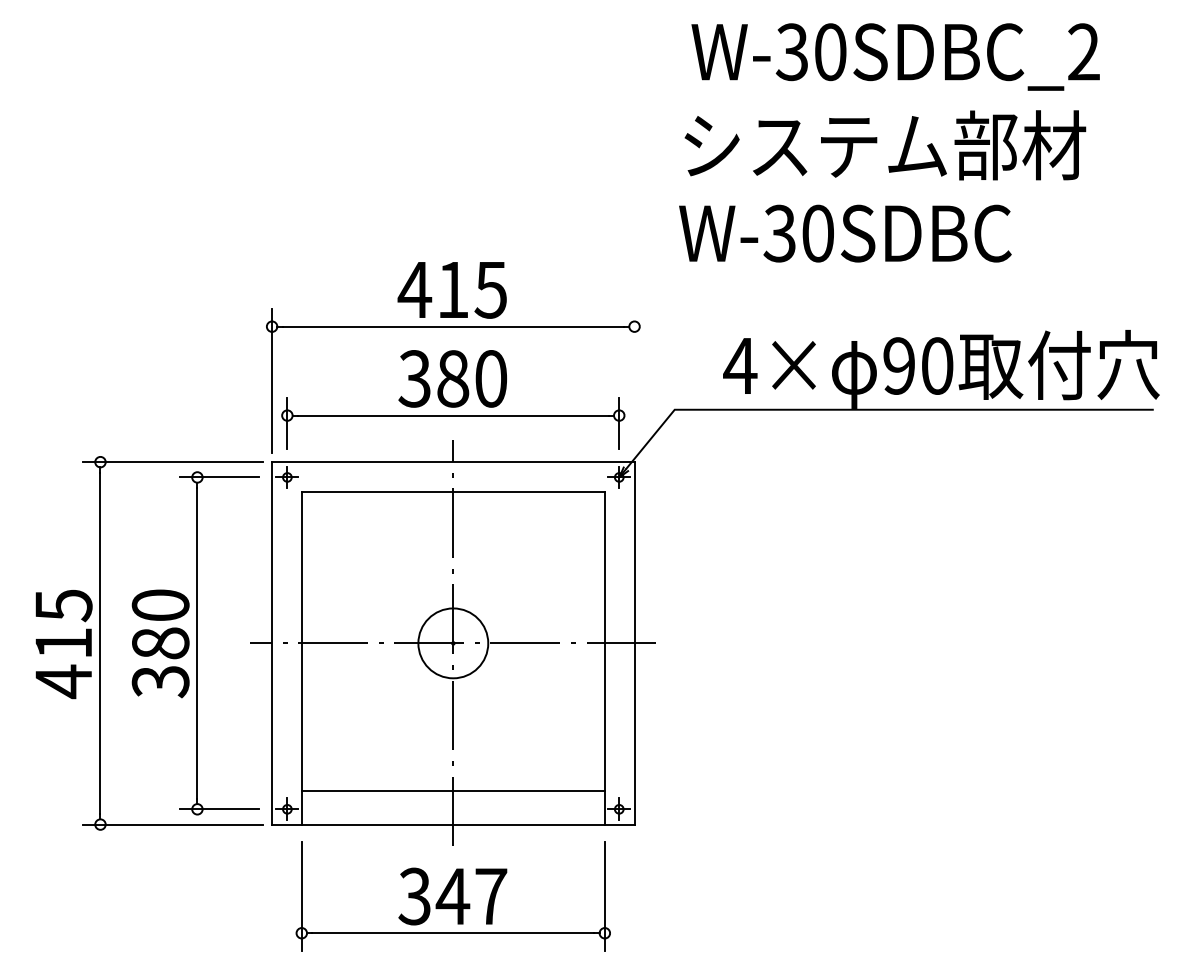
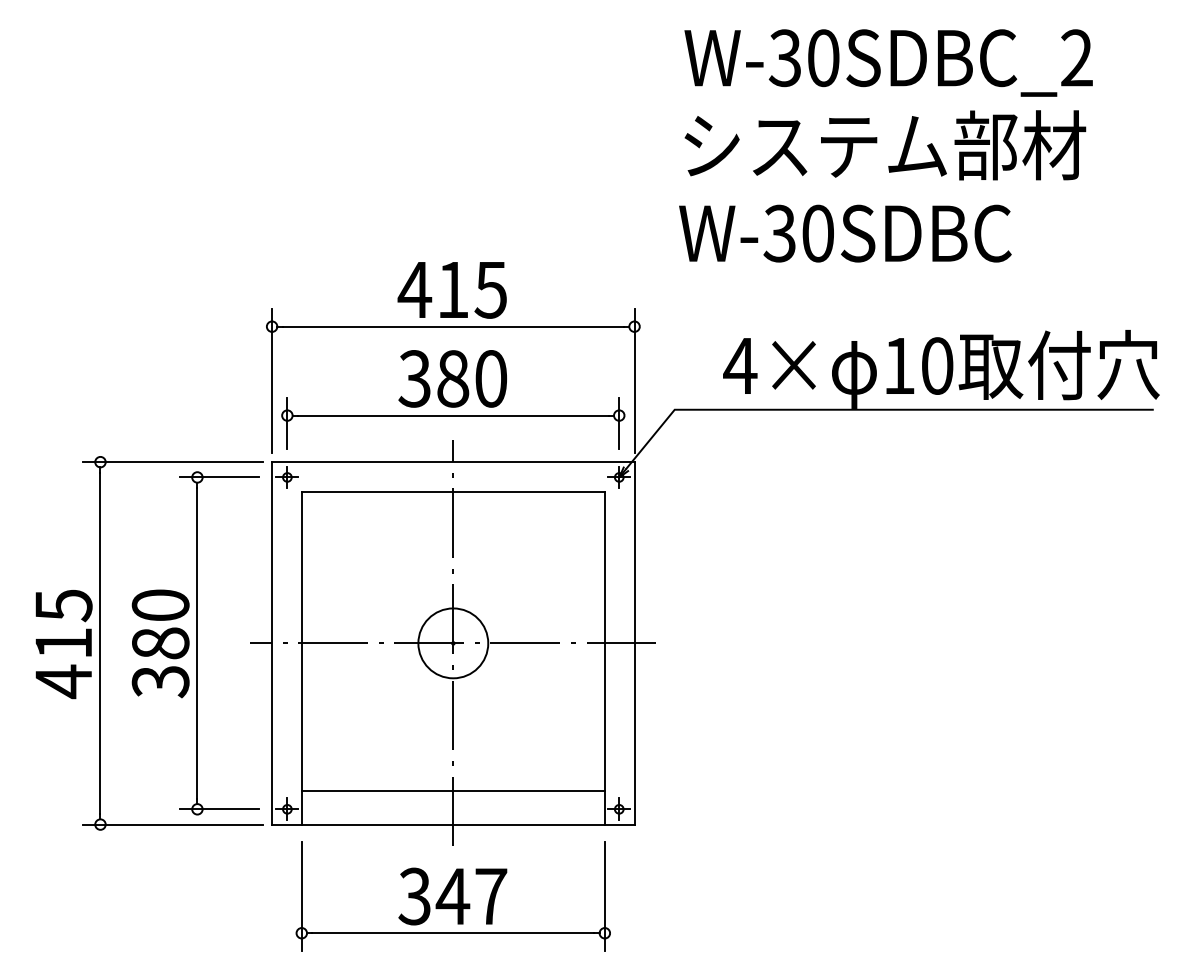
text position: (895, 56) -> (888, 62) (888, 62)
text: 90 -> 10 (898, 365)
line: none -> present (634, 381)
